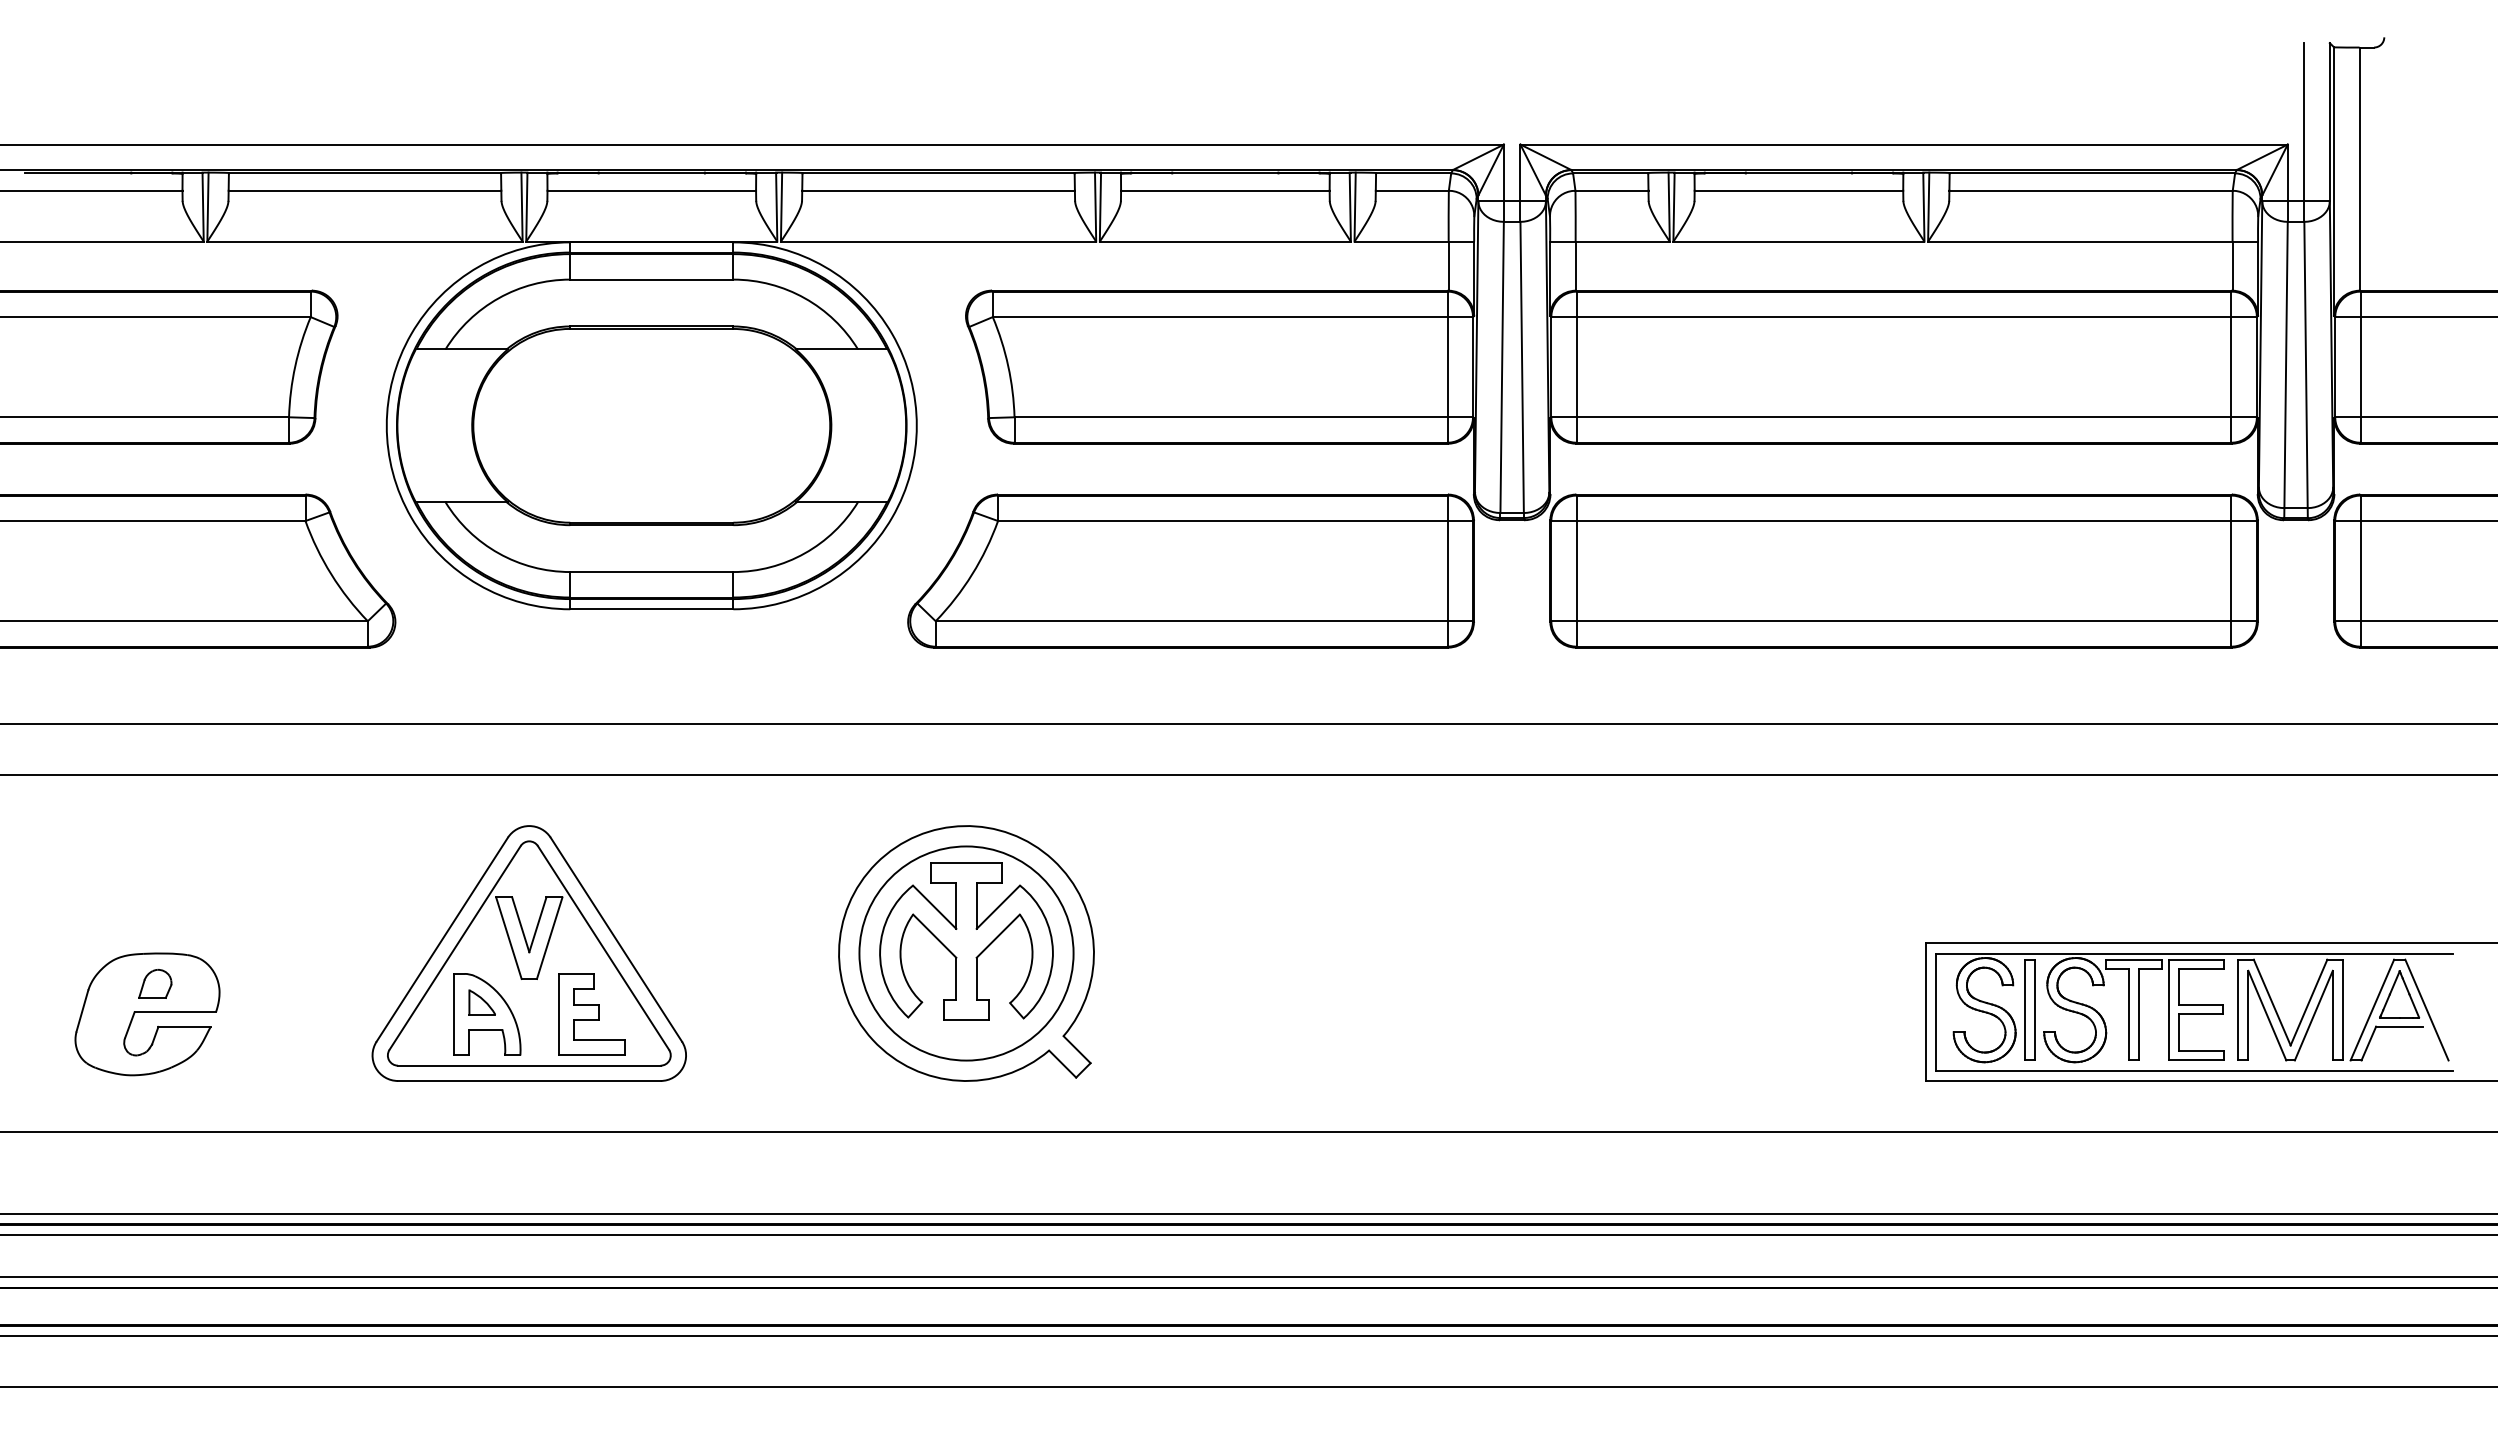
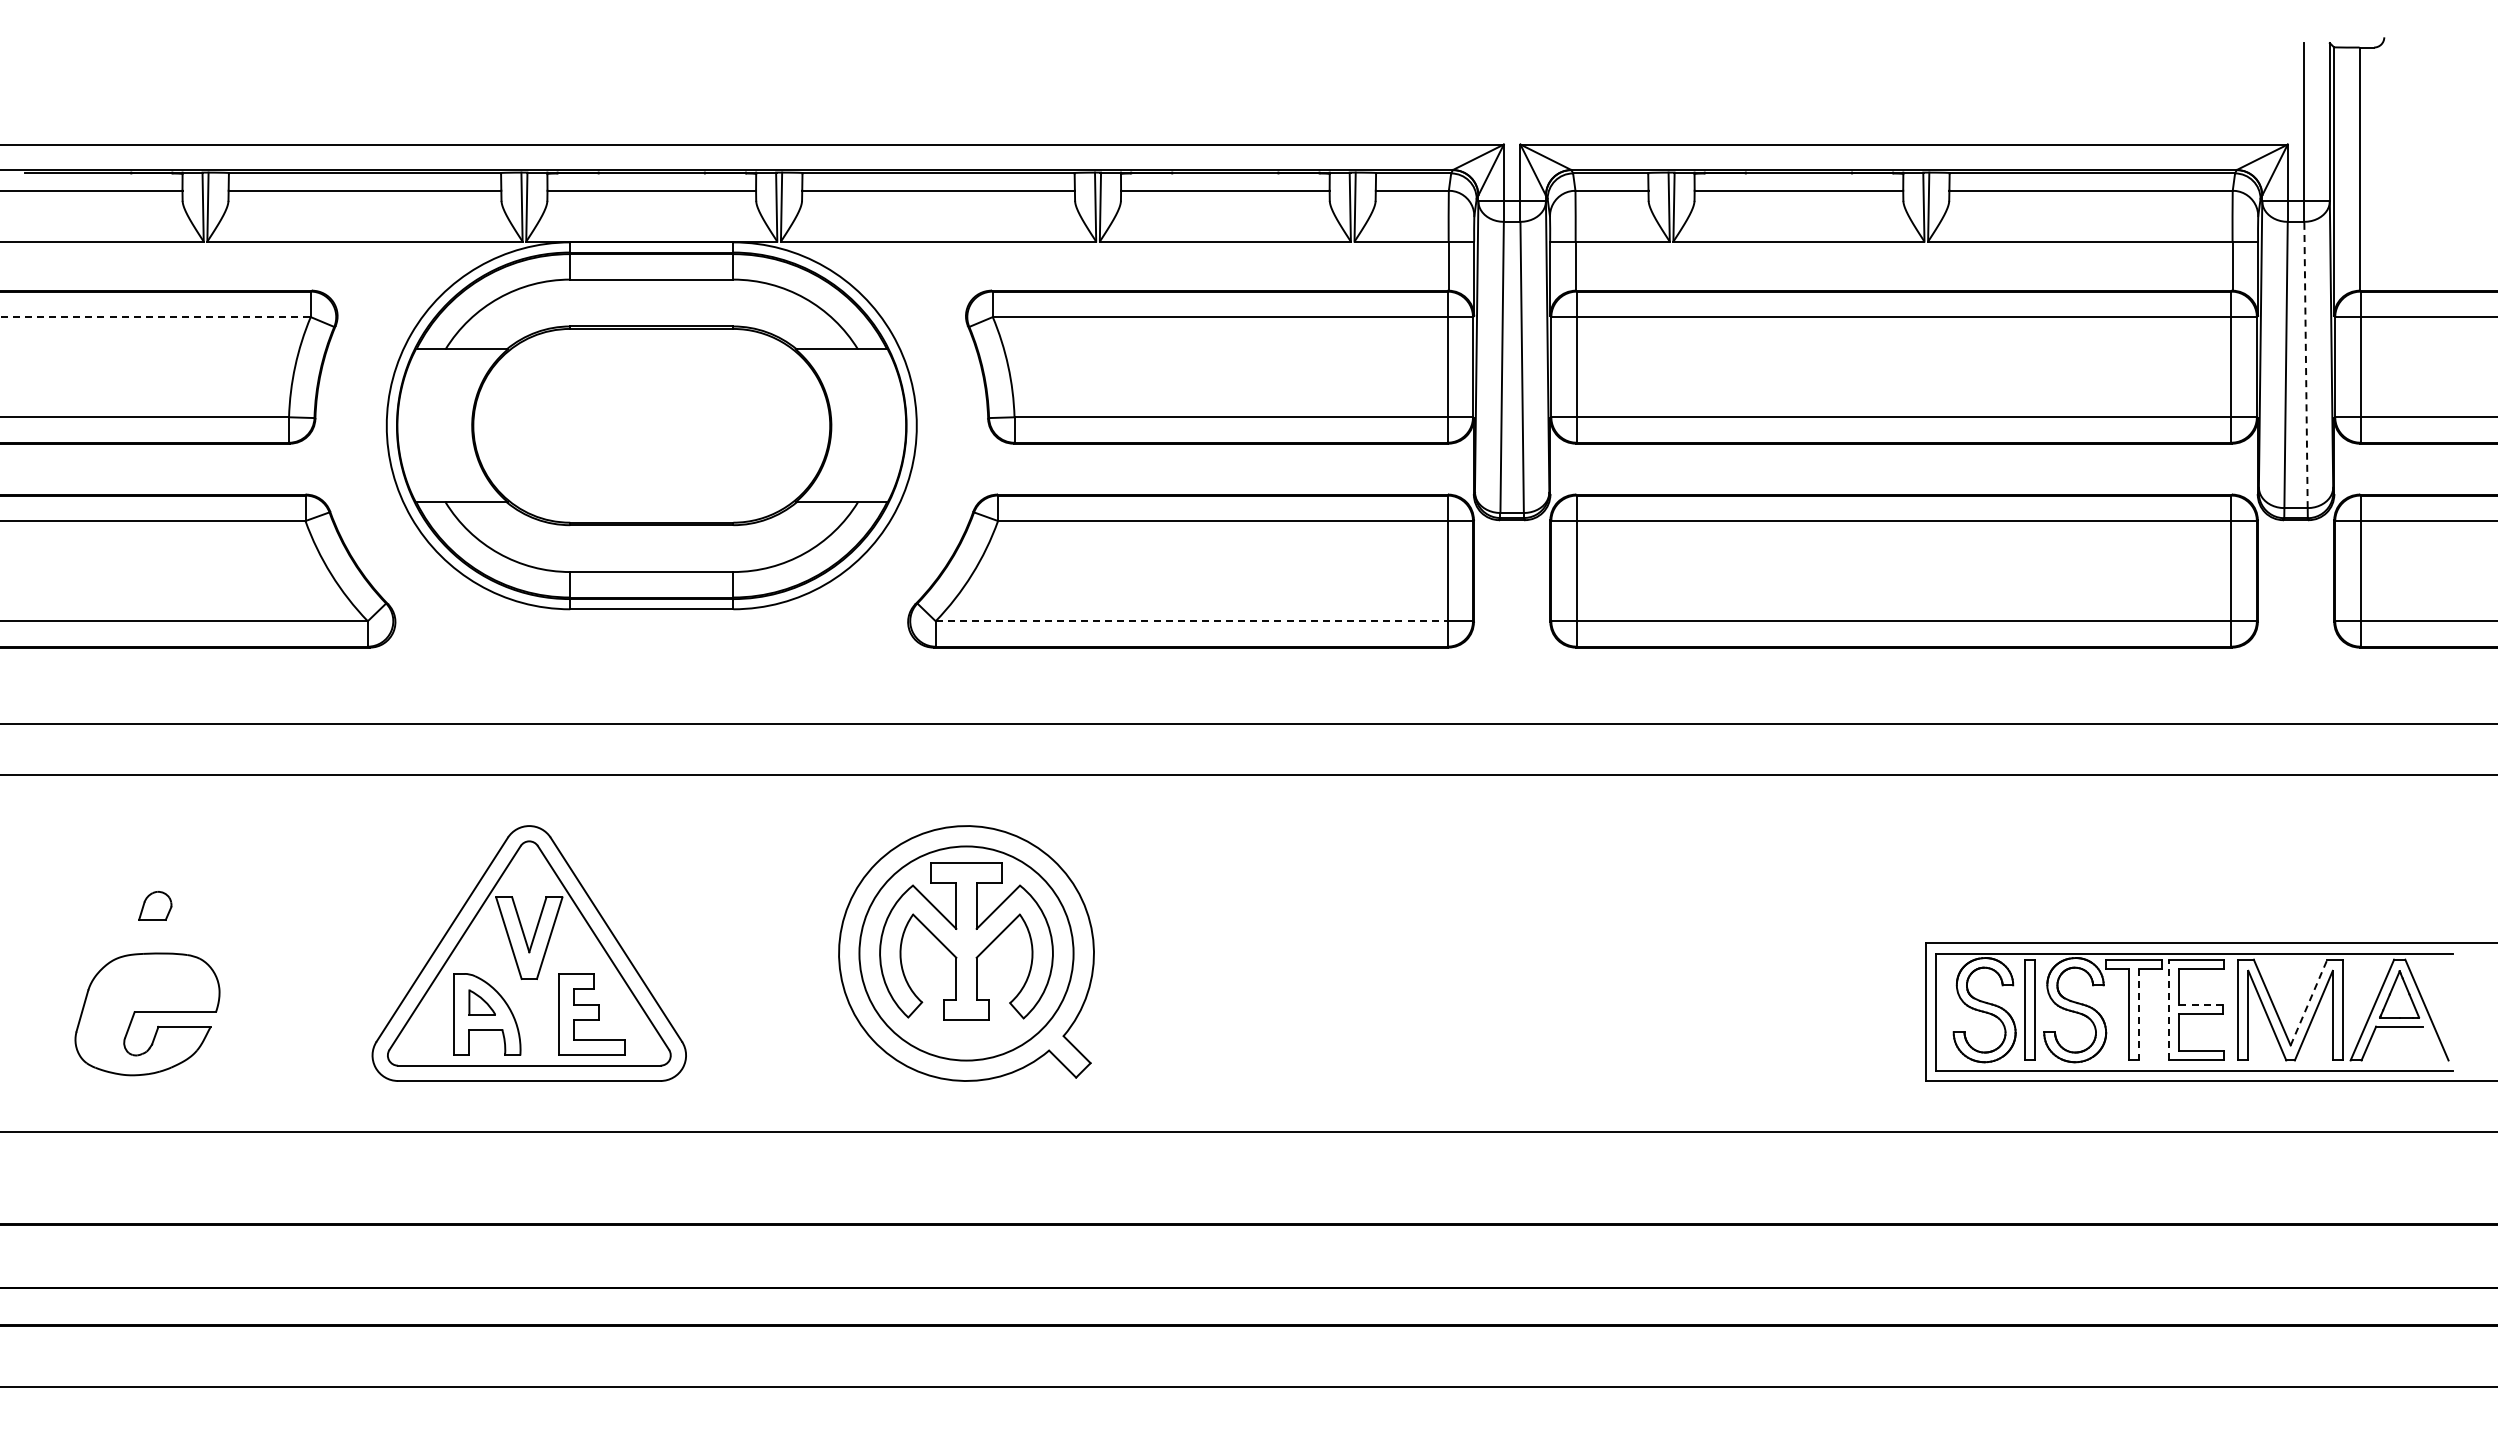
line: solid -> dashed (156, 317)
line: solid -> dashed (2306, 364)
line: solid -> dashed (1191, 621)
part position: (155, 983) -> (155, 905) (155, 905)
line: solid -> dashed (2309, 1002)
line: solid -> dashed (2201, 1005)
line: solid -> dashed (2169, 1009)
line: solid -> dashed (2139, 1014)
line: present -> none (1248, 1213)
line: present -> none (1248, 1235)
line: present -> none (1248, 1277)
line: present -> none (1248, 1335)
